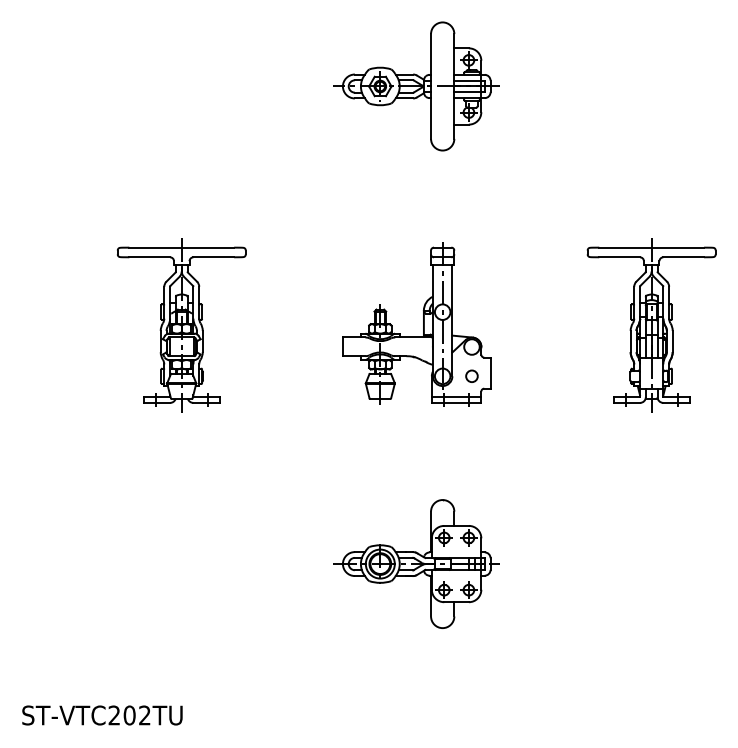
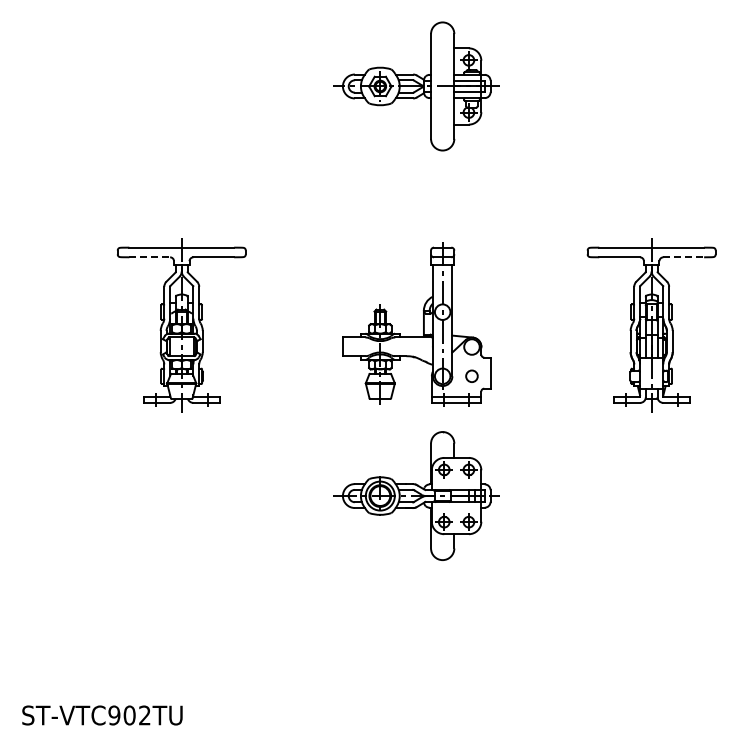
line: solid -> dashed (150, 257)
line: solid -> dashed (684, 257)
part position: (416, 563) -> (416, 495) (416, 495)
text: ST-VTC202TU -> ST-VTC902TU (114, 715)
